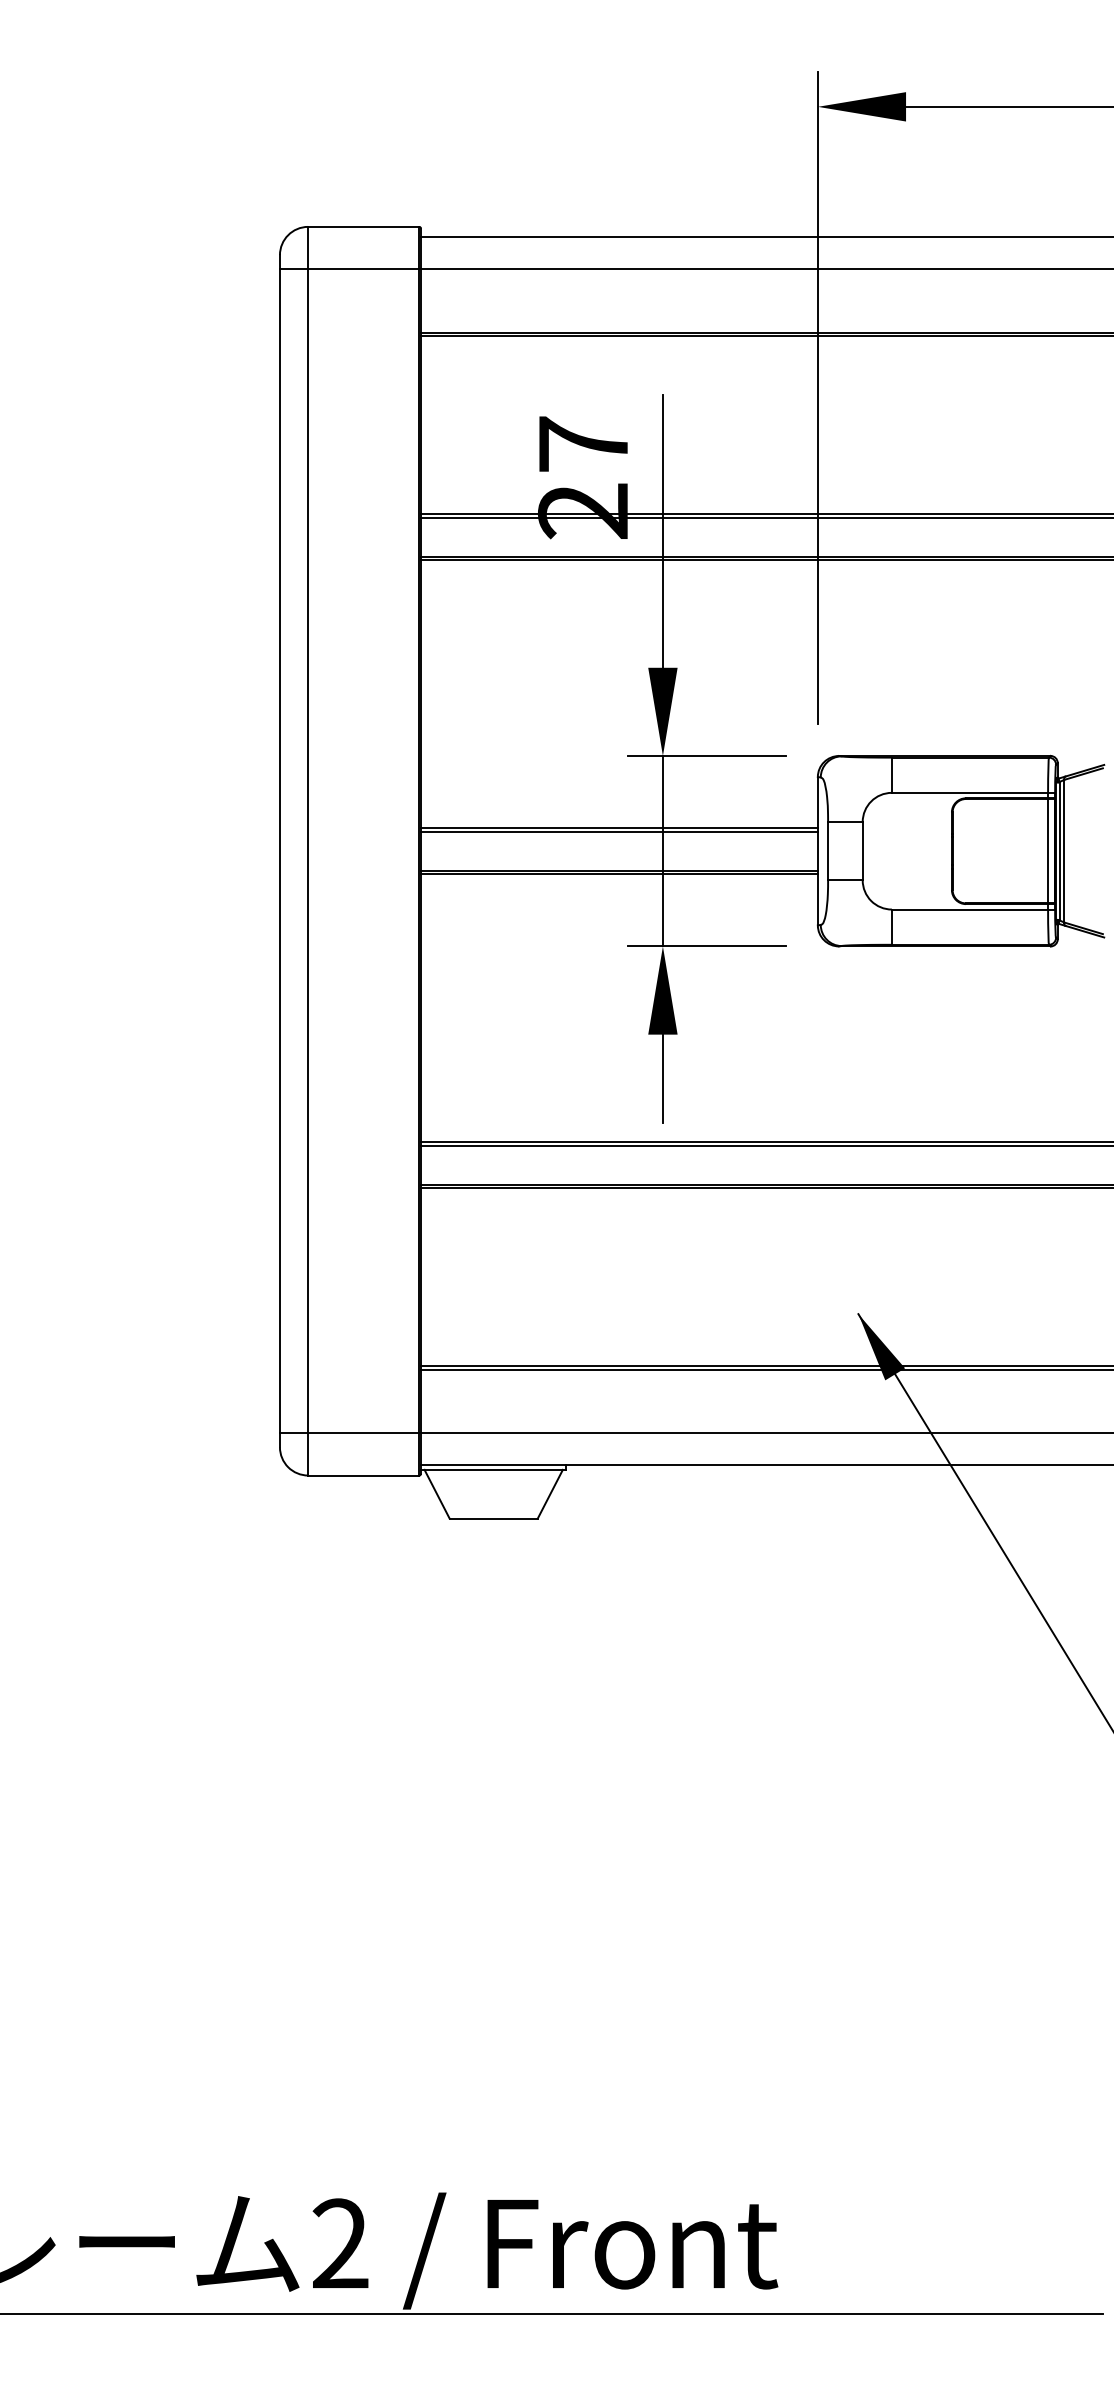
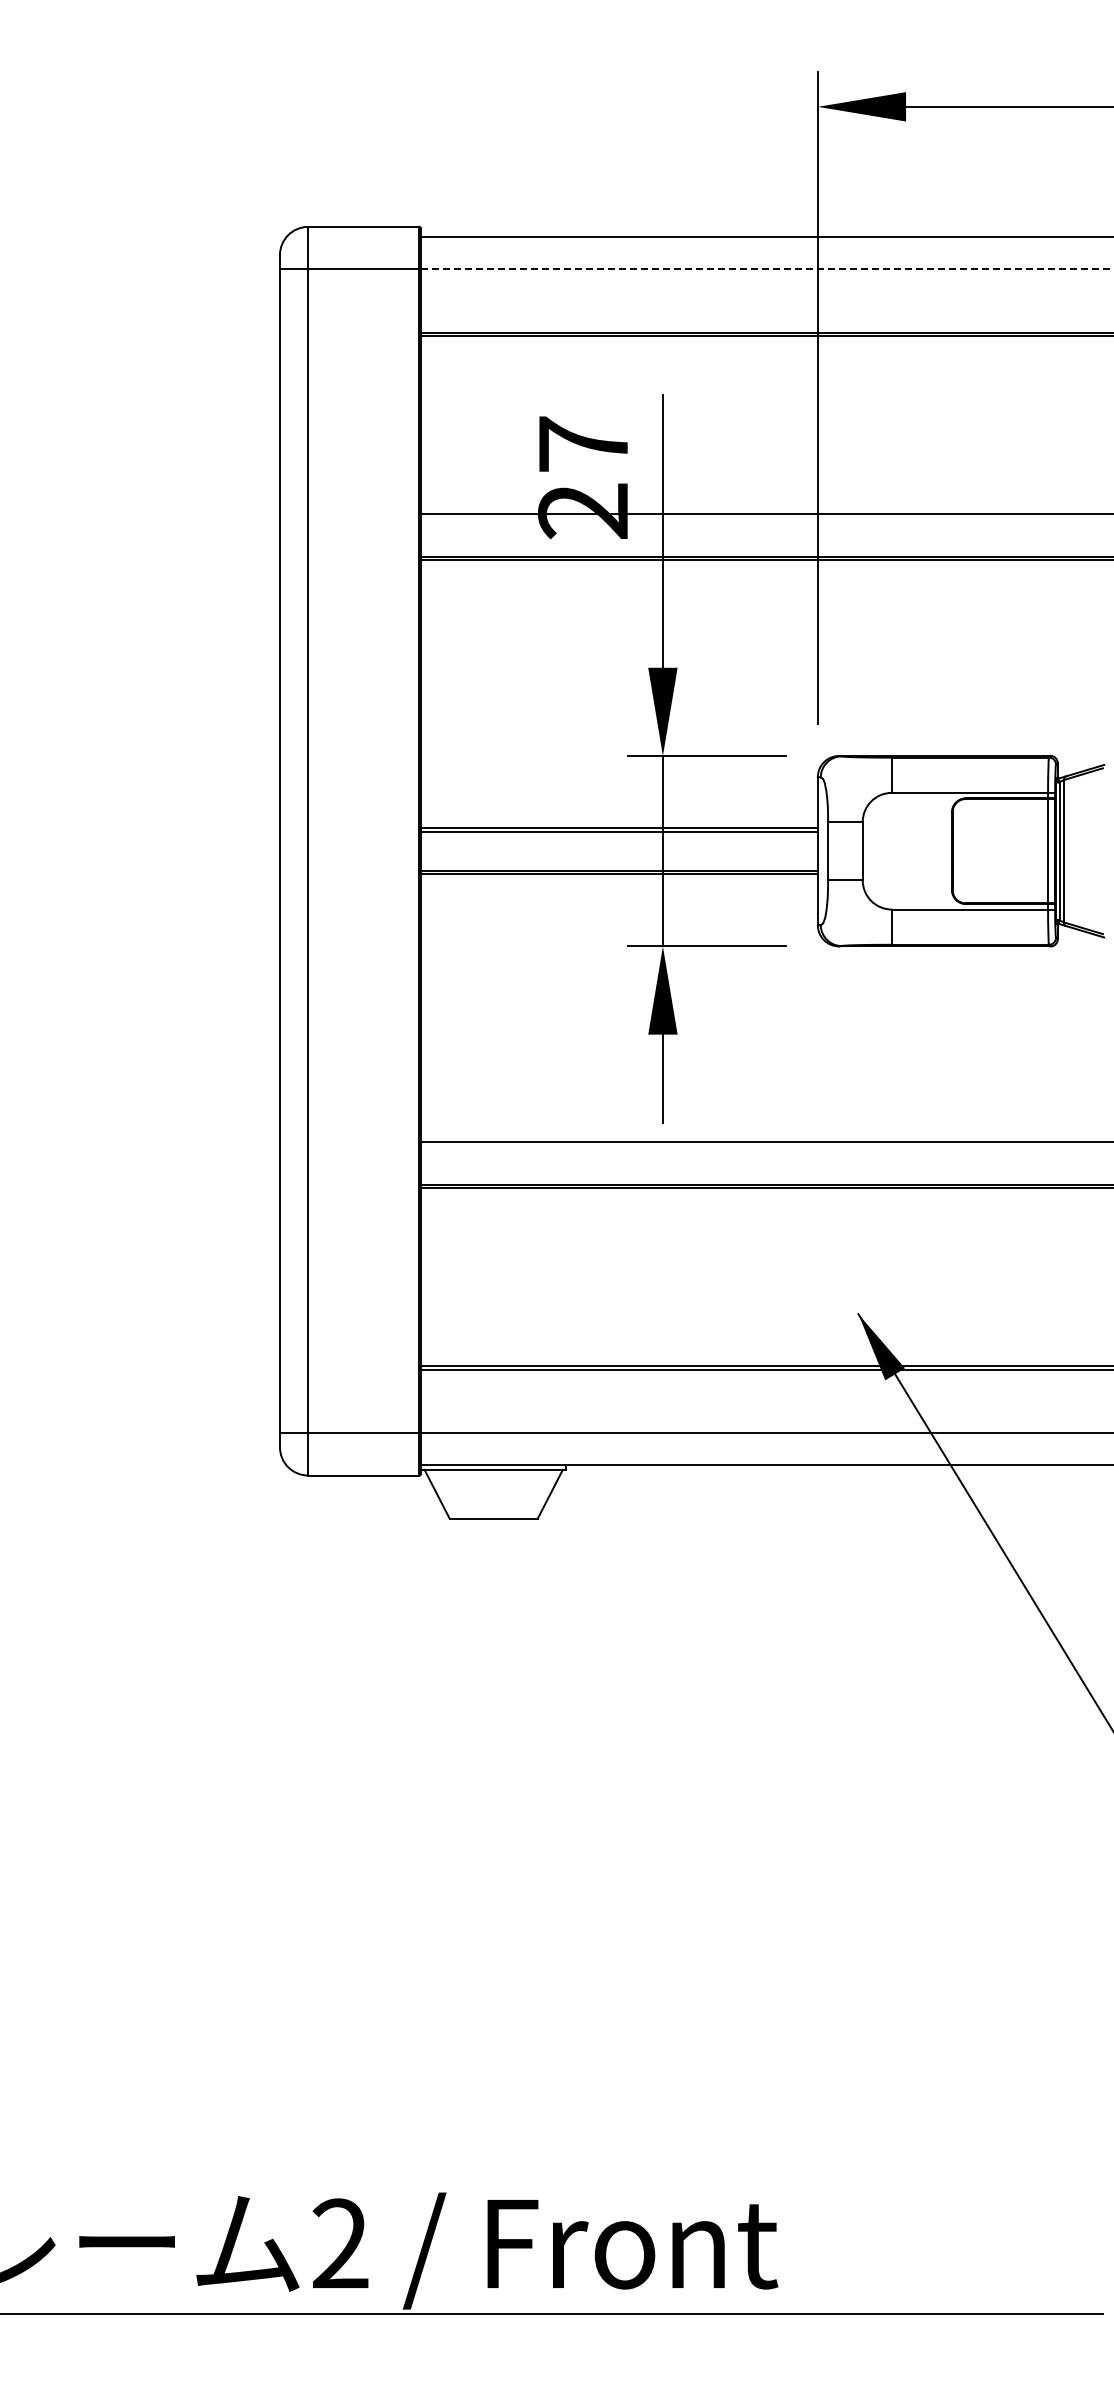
line: solid -> dashed (768, 269)
line: present -> none (765, 517)
line: present -> none (765, 1145)
